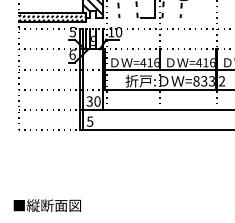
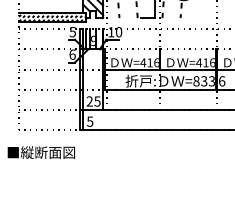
text: 2 -> 6 (222, 81)
text: 30 -> 25 (93, 101)
text position: (46, 205) -> (40, 152) (40, 152)
